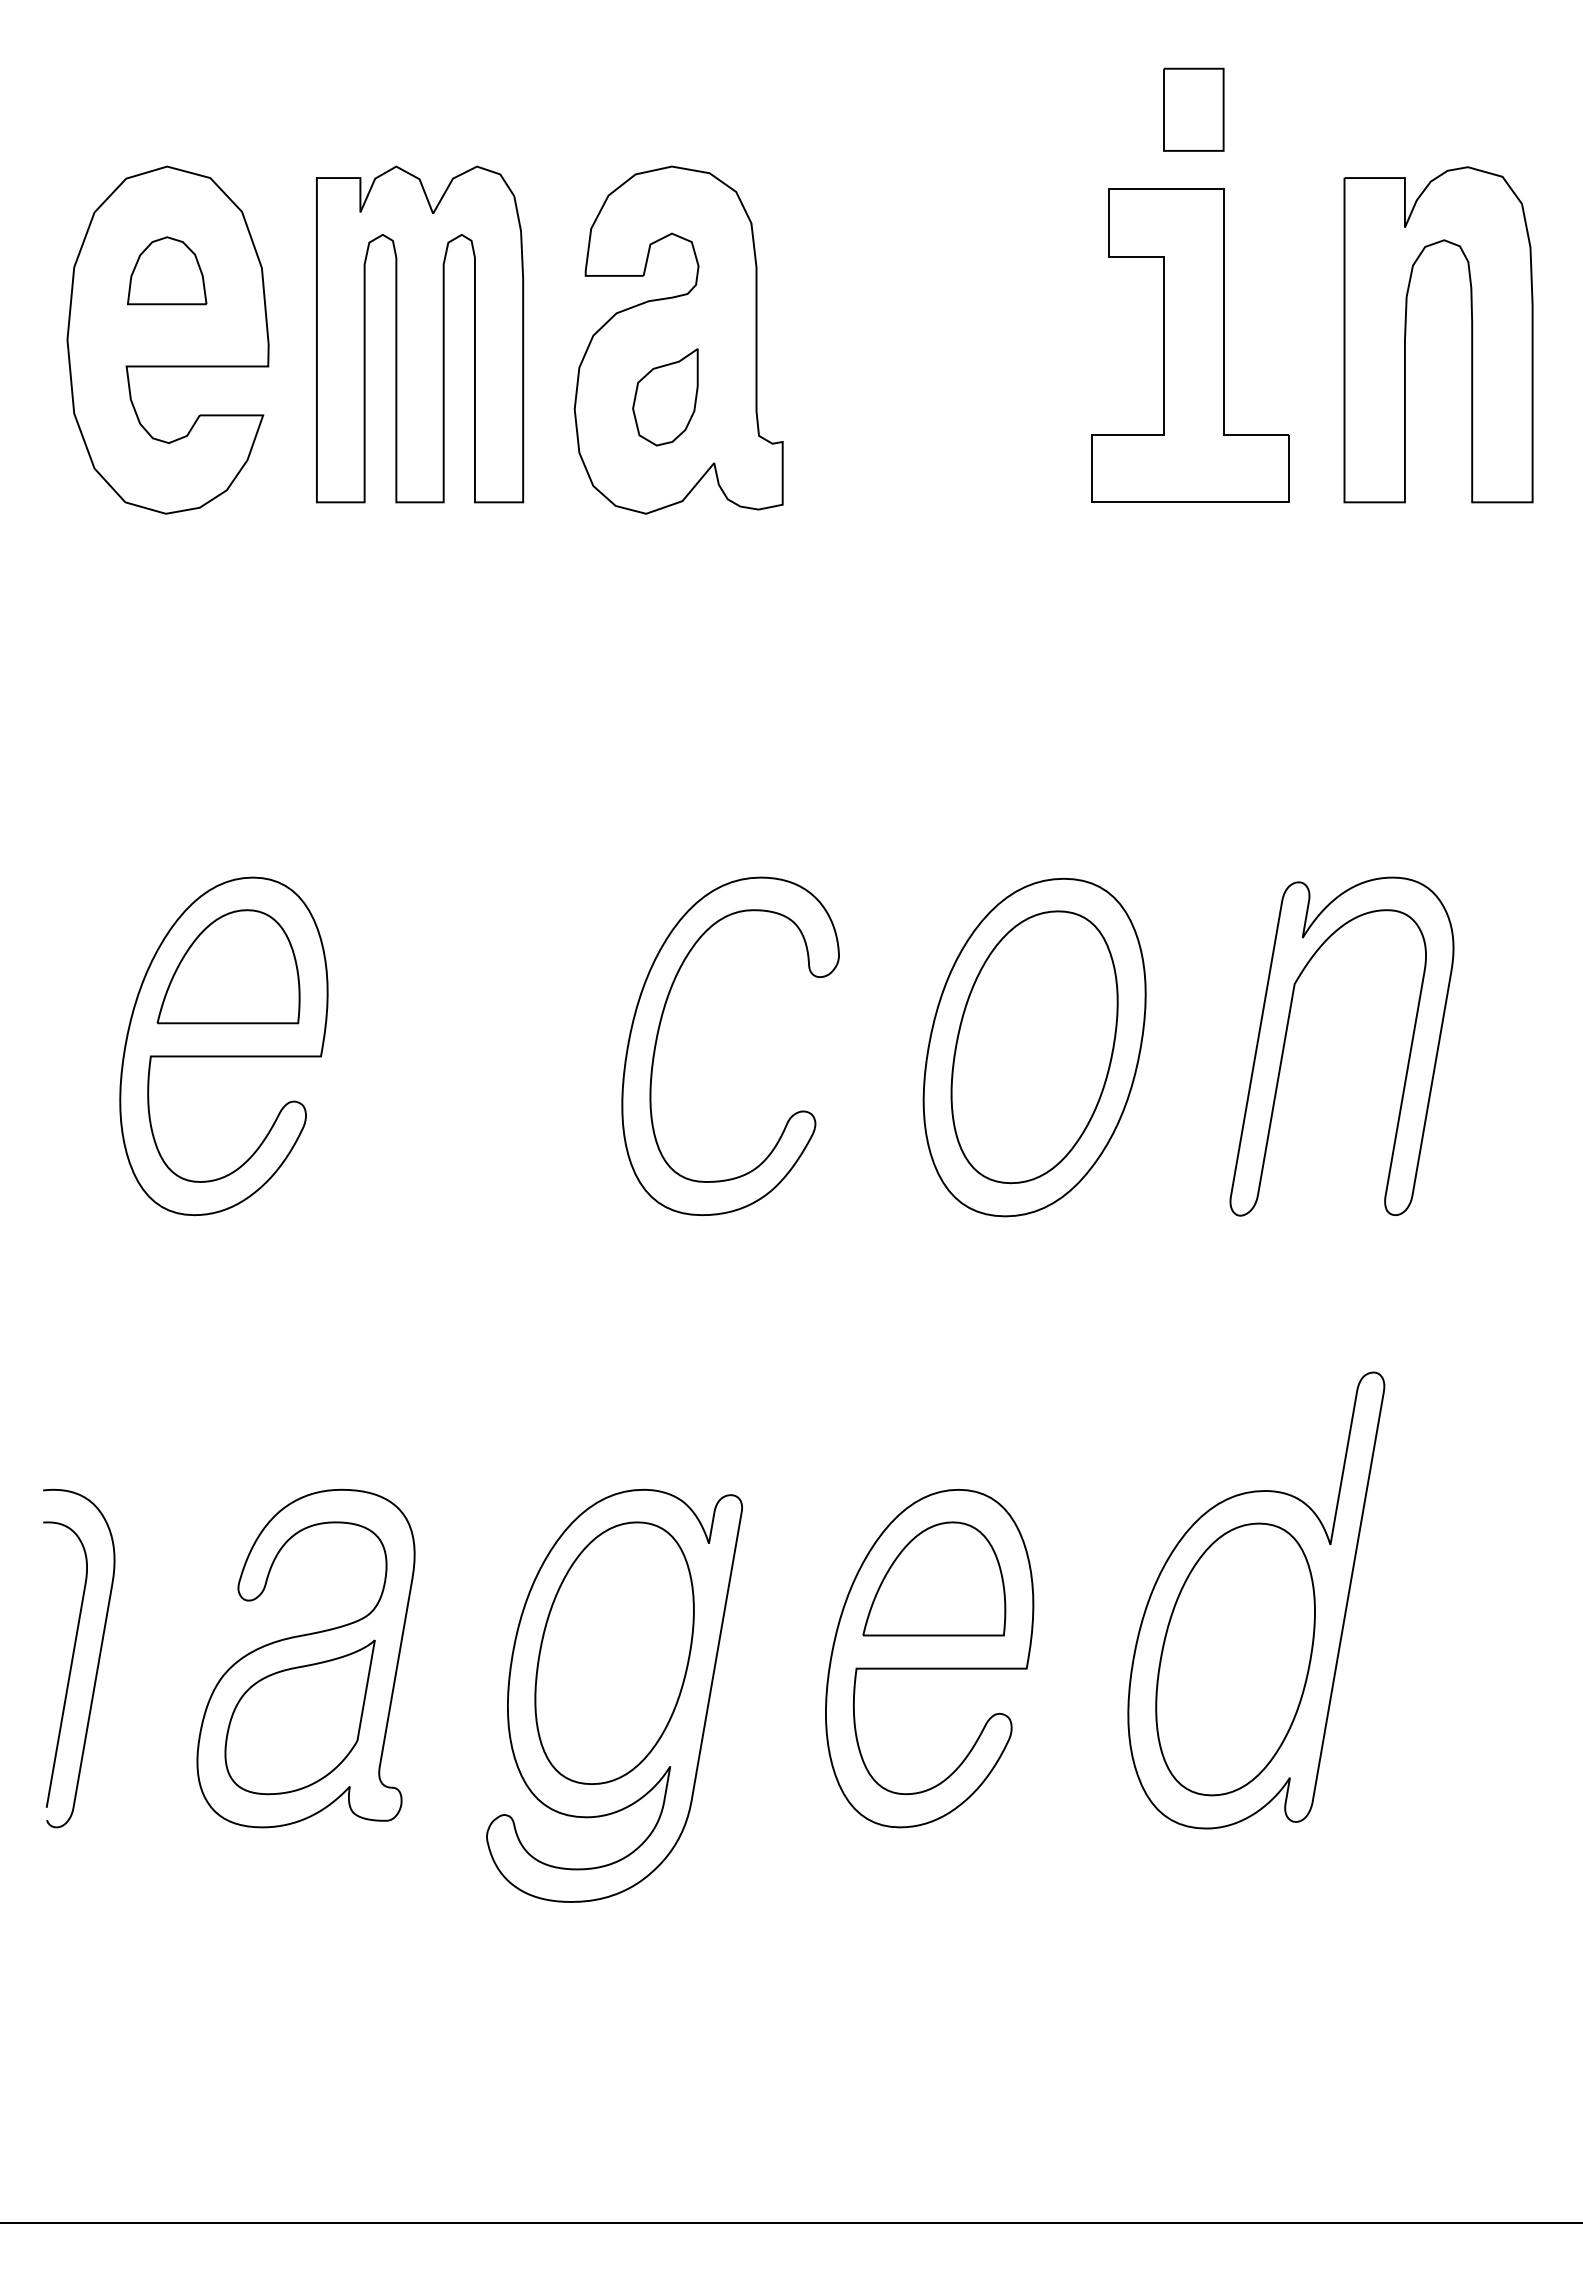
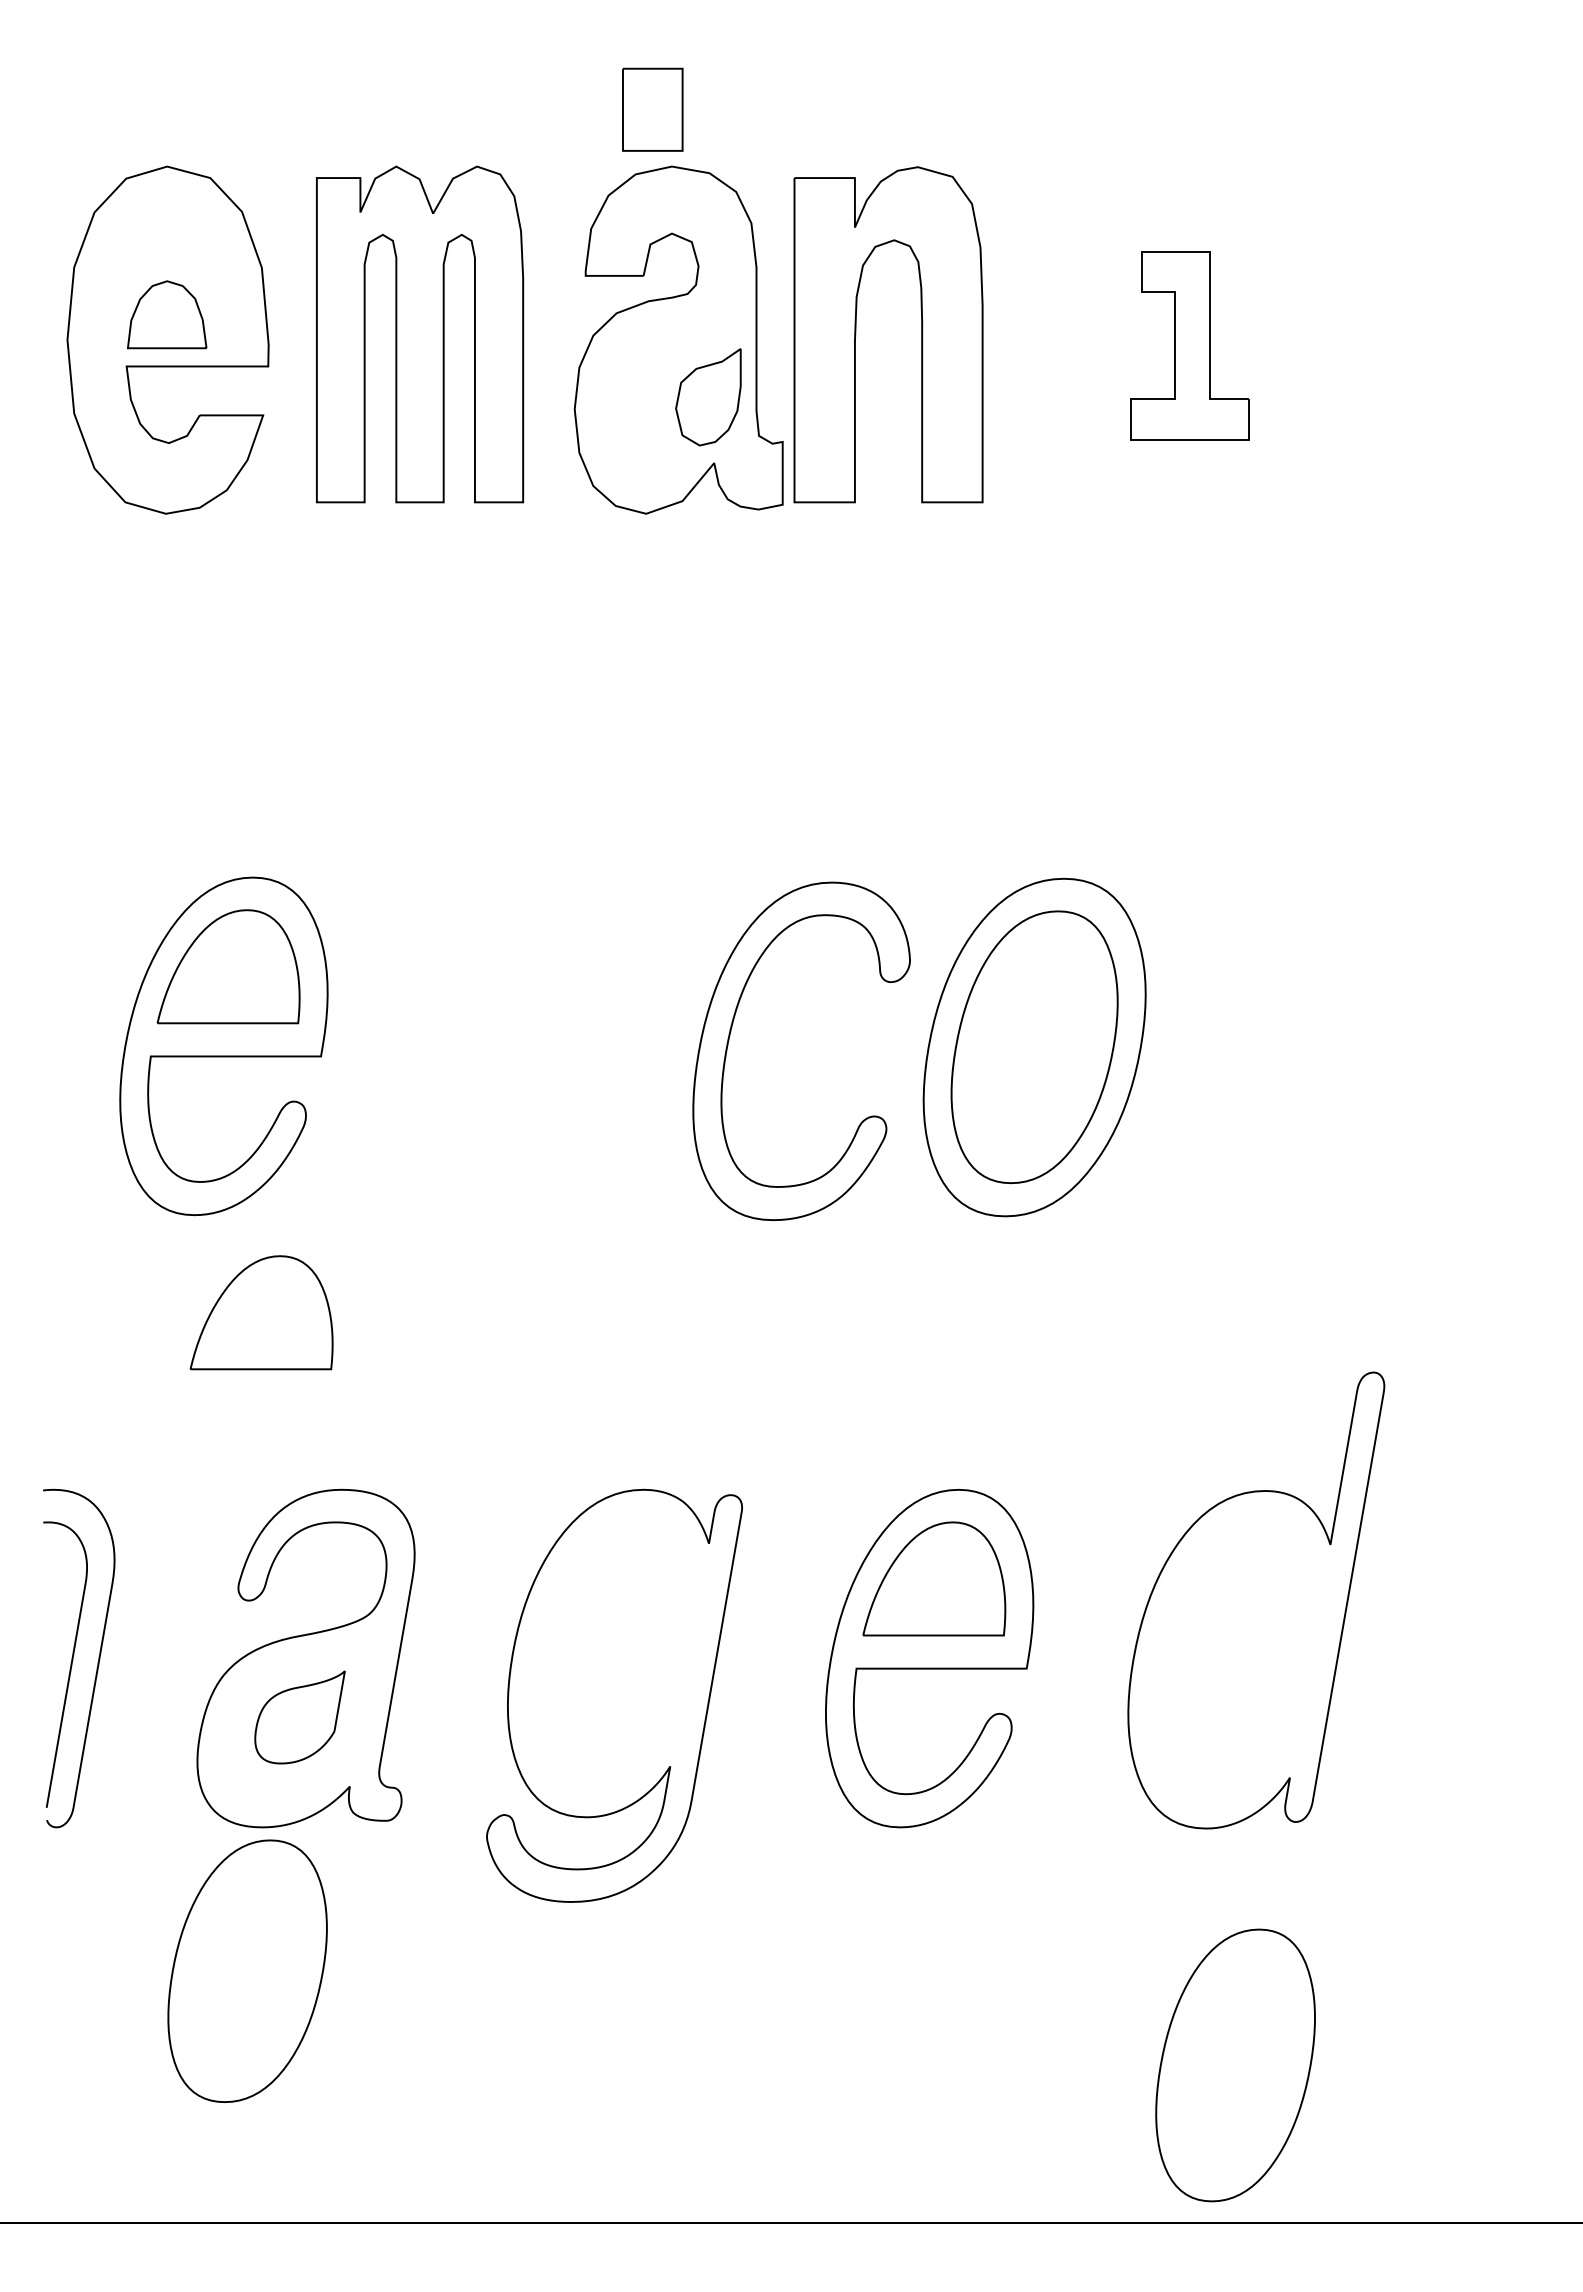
part position: (1193, 109) -> (652, 109) (652, 109)
part position: (167, 270) -> (167, 314) (167, 314)
part position: (1406, 334) -> (856, 334) (856, 334)
part size: 199x315 px -> 120x190 px (1189, 345)
part position: (665, 397) -> (708, 397) (708, 397)
part position: (659, 1031) -> (730, 1036) (730, 1036)
part: present -> none (1286, 1038)
part: none -> present (261, 1312)
part position: (614, 1652) -> (247, 1970) (247, 1970)
part position: (1235, 1659) -> (1235, 2065) (1235, 2065)
part size: 152x157 px -> 92x95 px (299, 1717)
